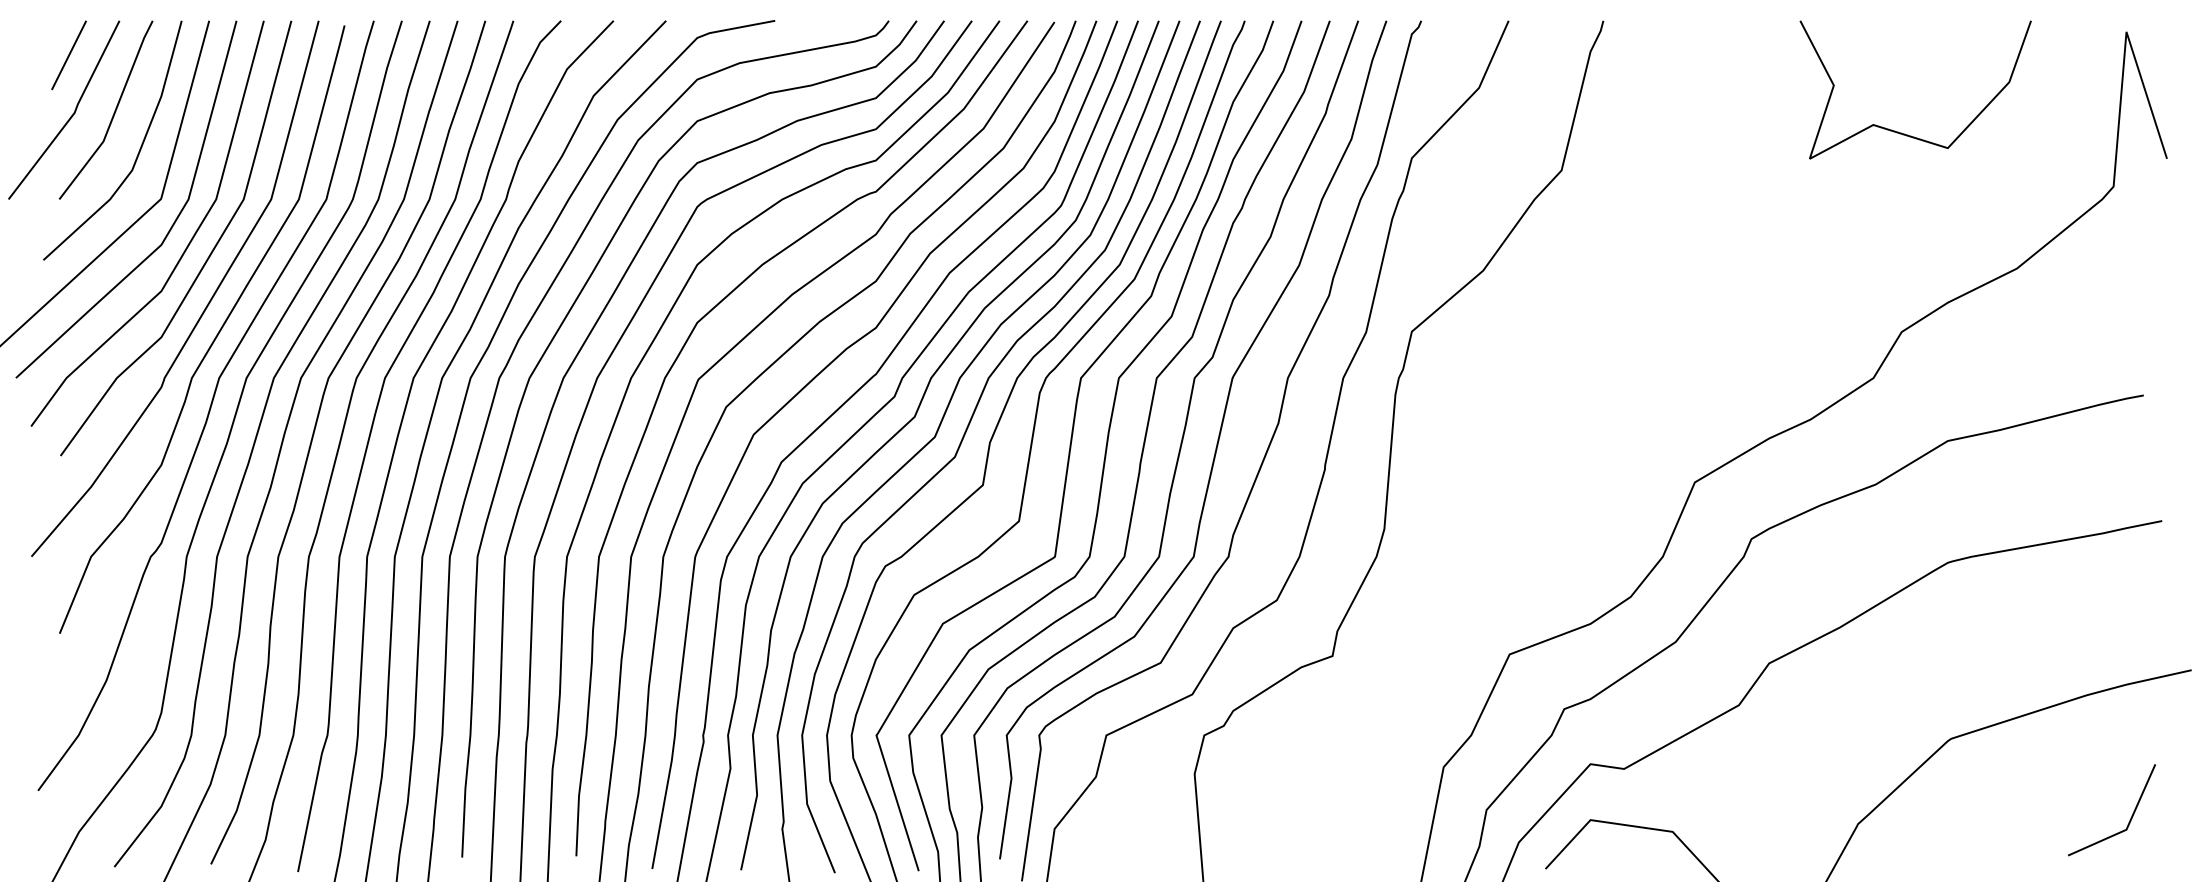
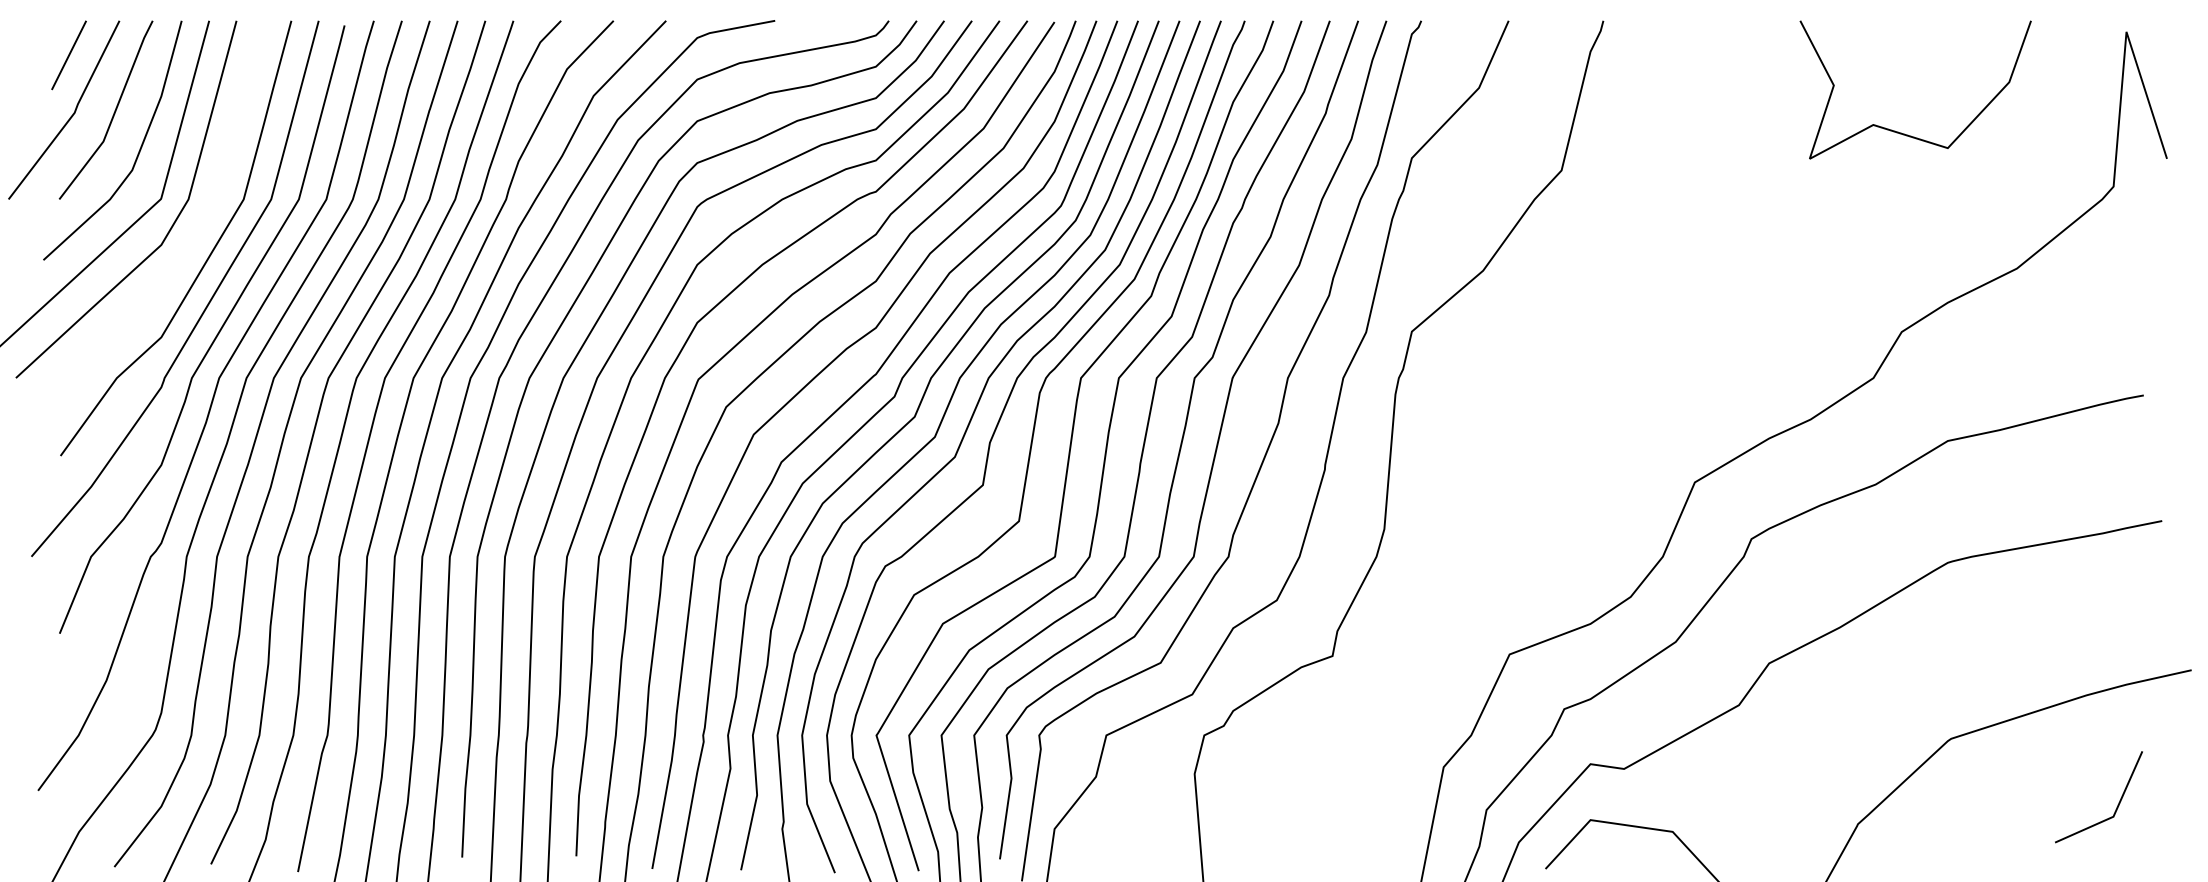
curve: present -> none (187, 244)
line position: (2130, 817) -> (2117, 804) (2117, 804)
